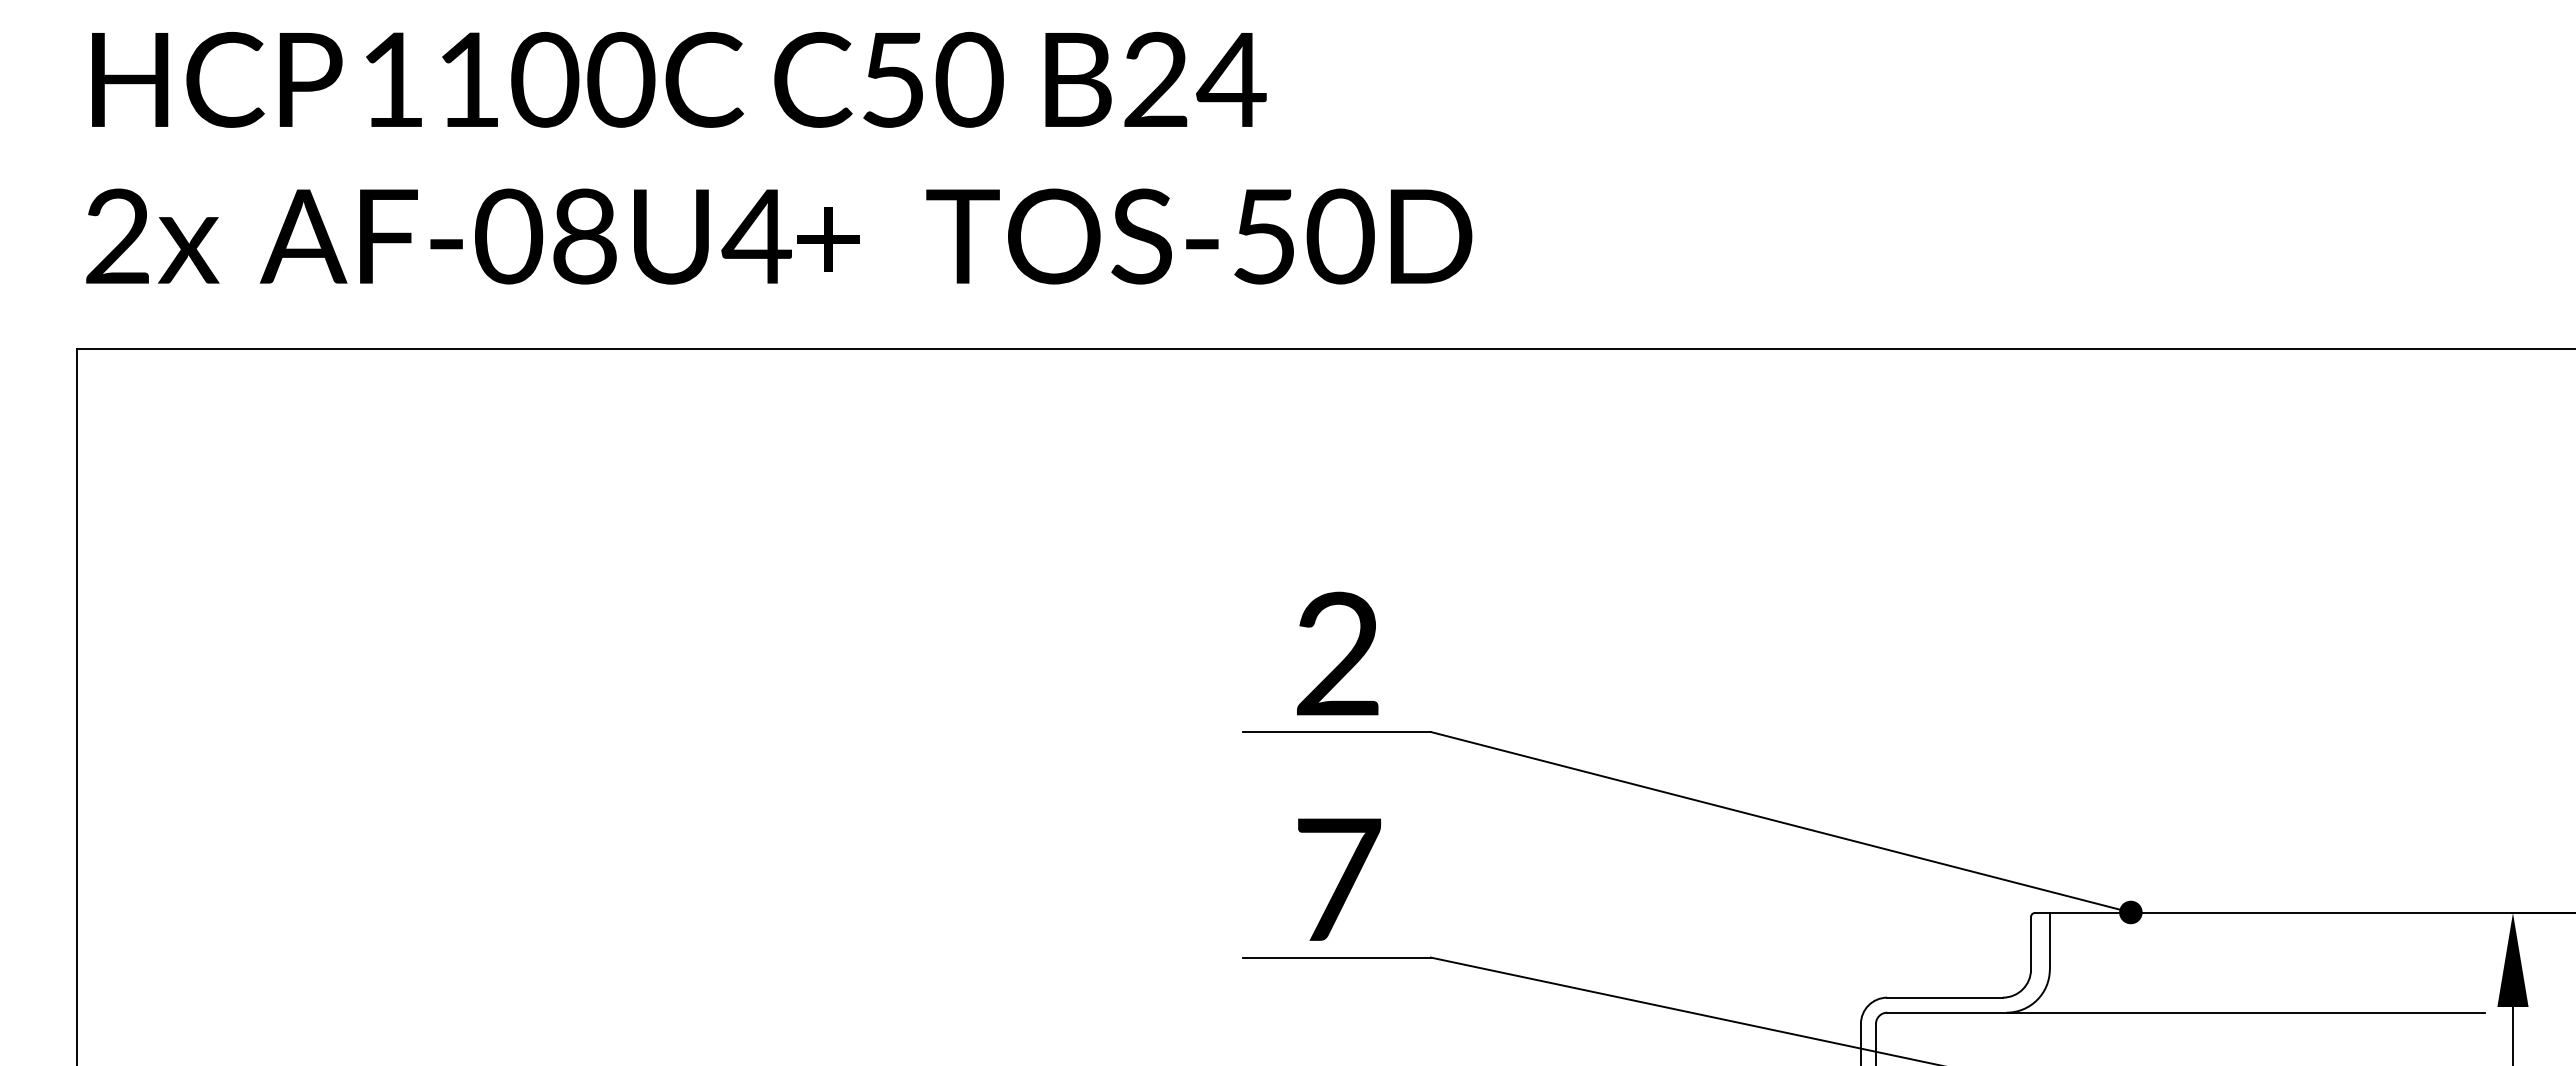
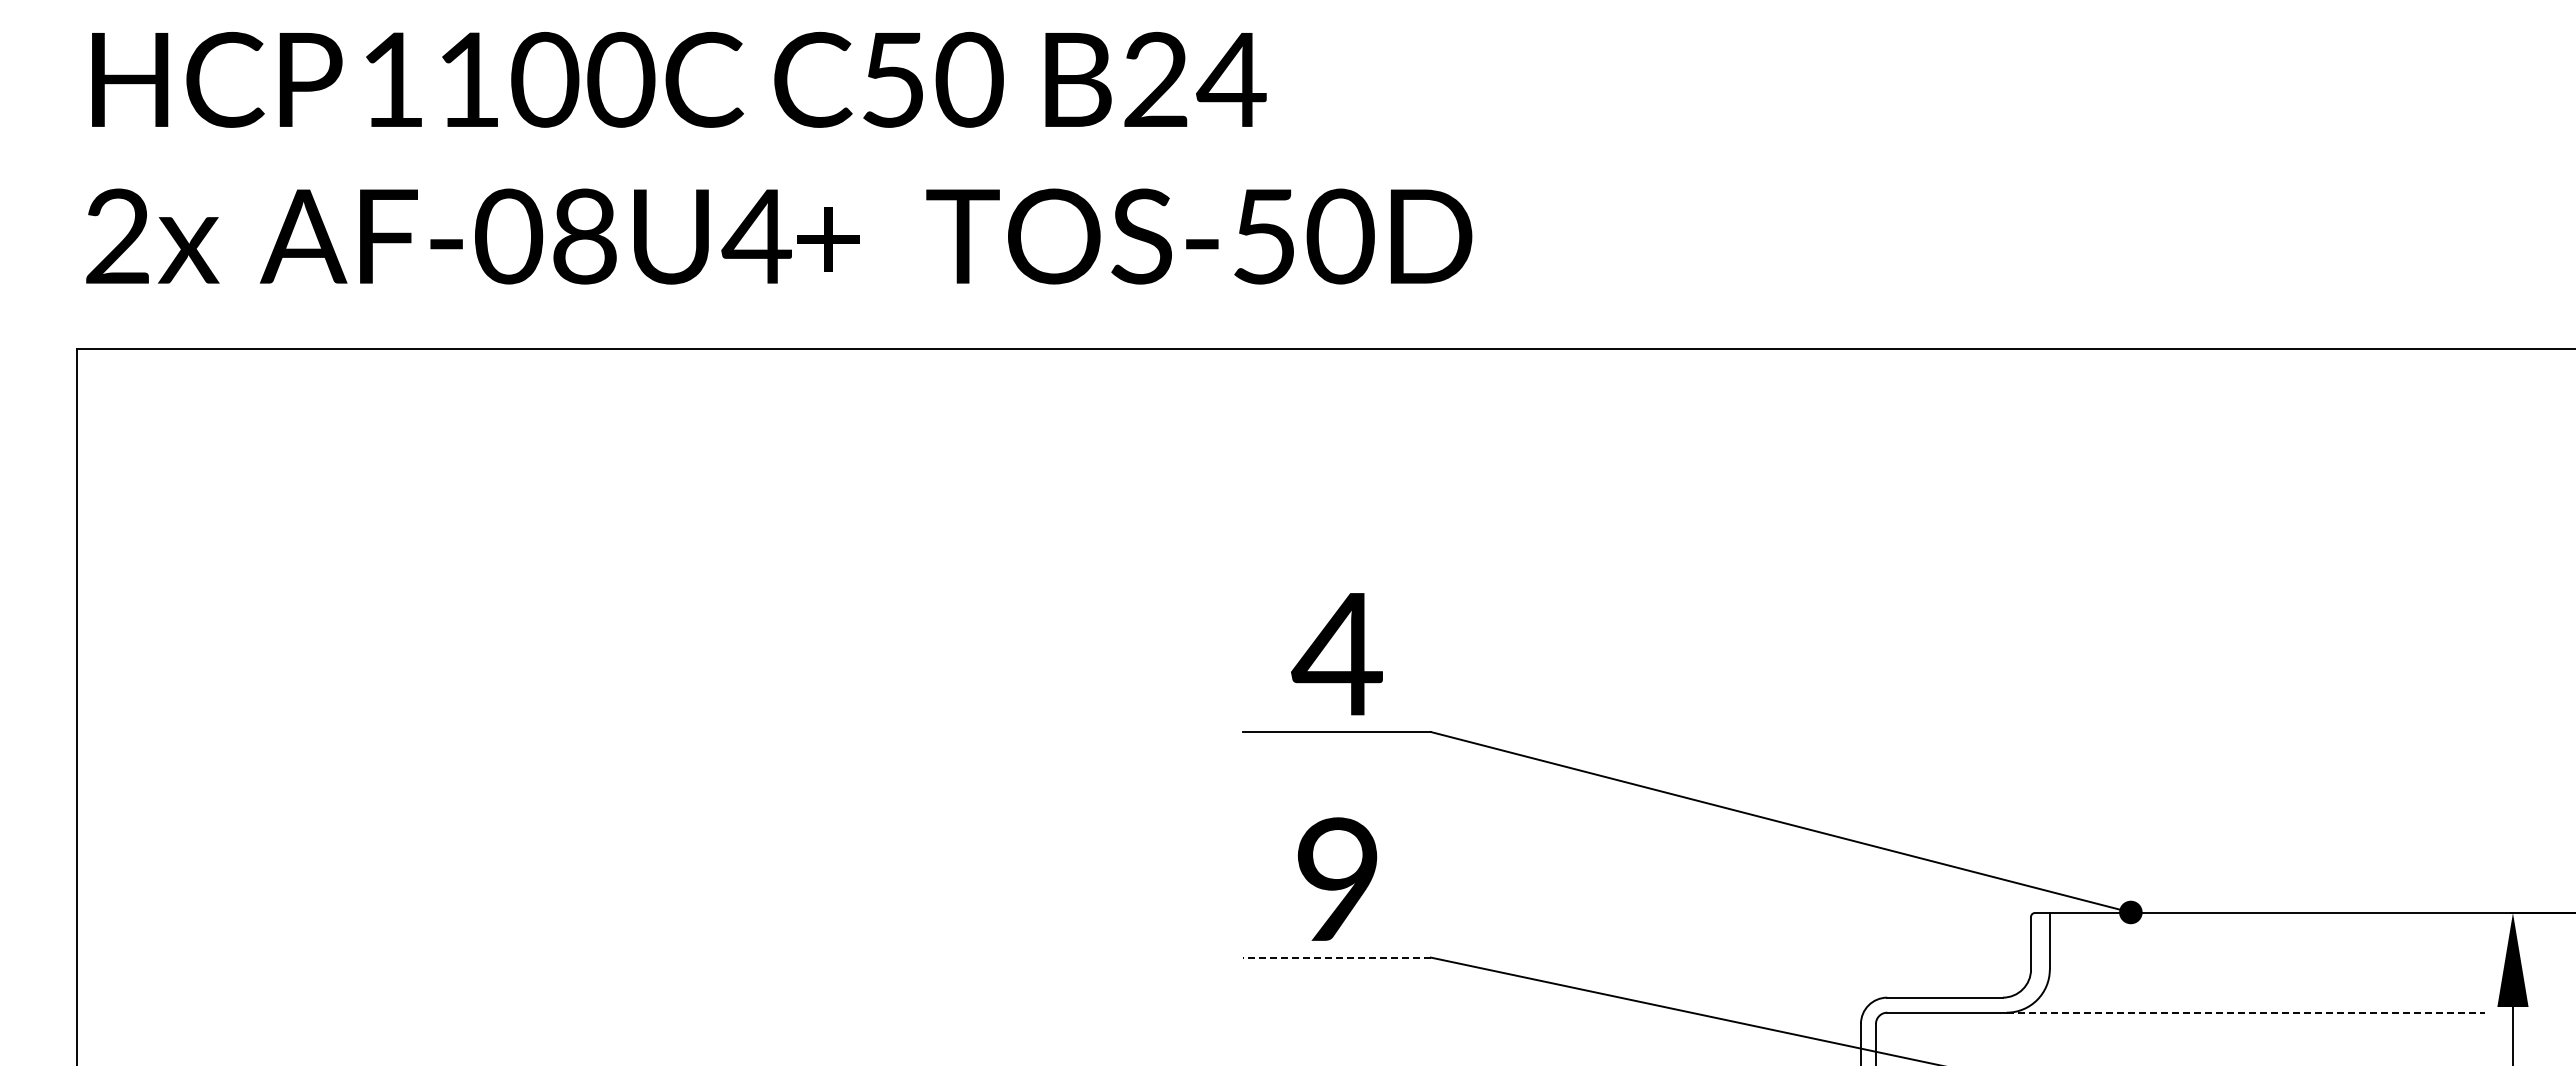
text: 2 -> 4 (1336, 653)
text: 7 -> 9 (1339, 878)
line: solid -> dashed (1336, 957)
line: solid -> dashed (2246, 1012)
